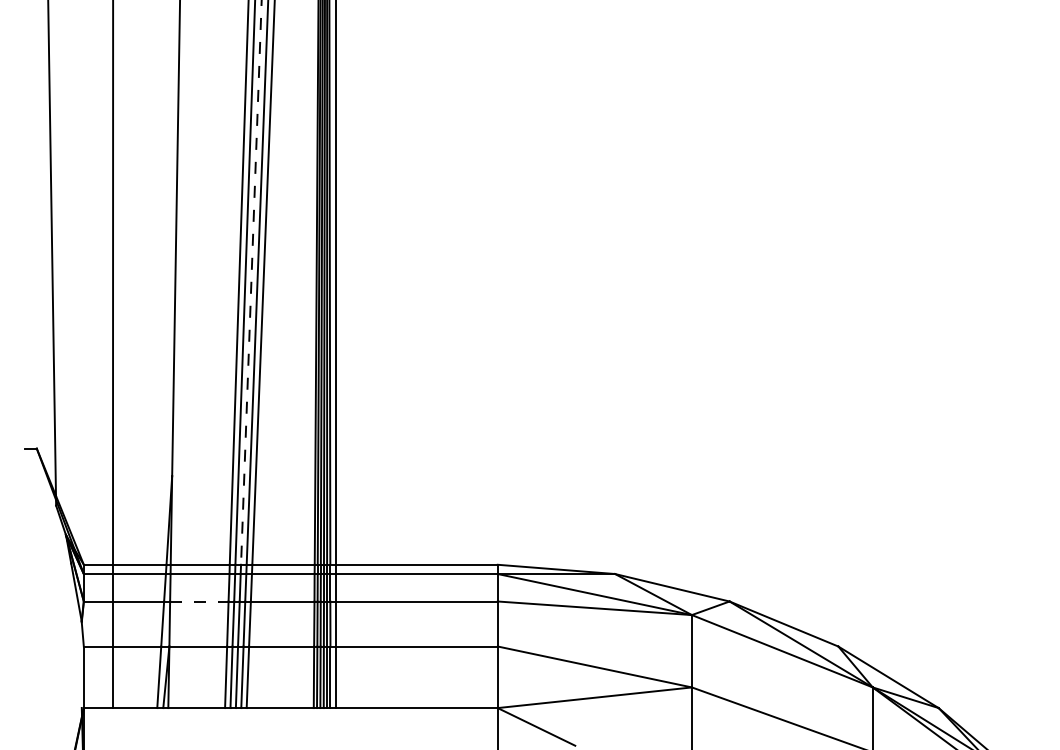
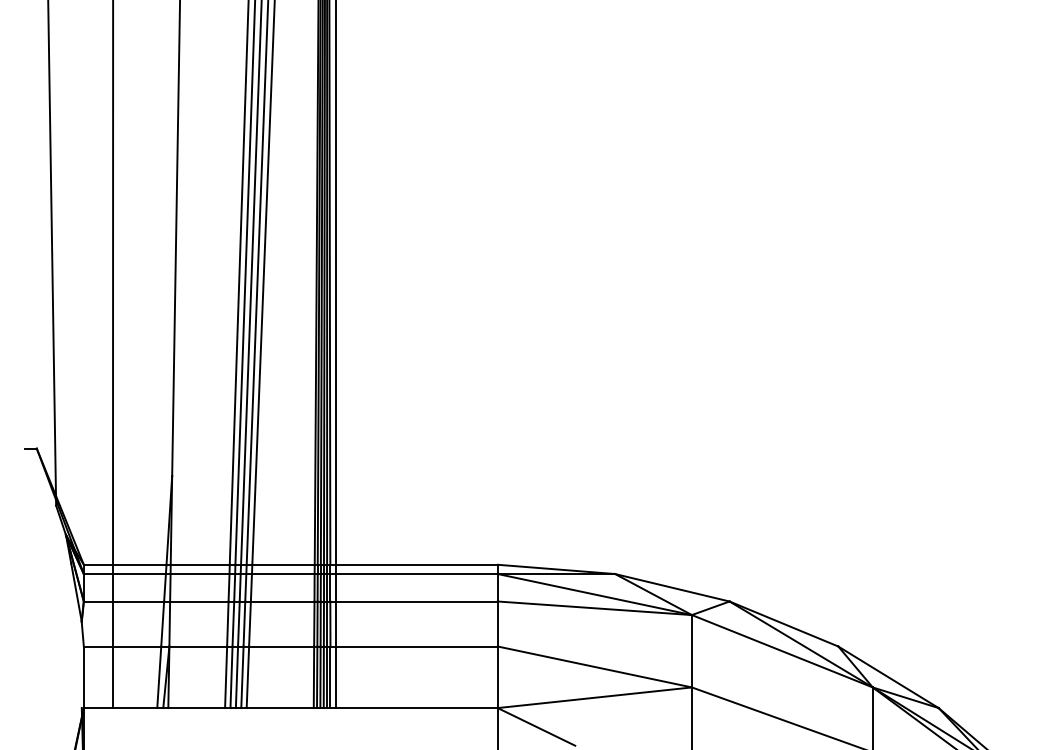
line: dashed -> solid (251, 283)
line: dashed -> solid (199, 601)
